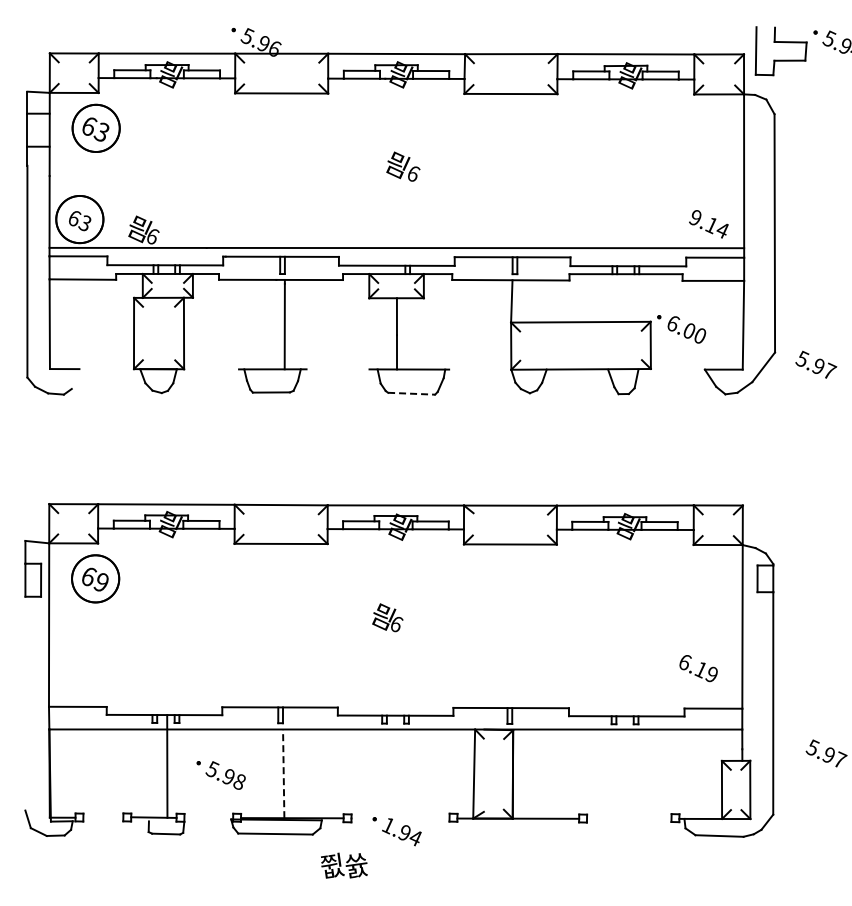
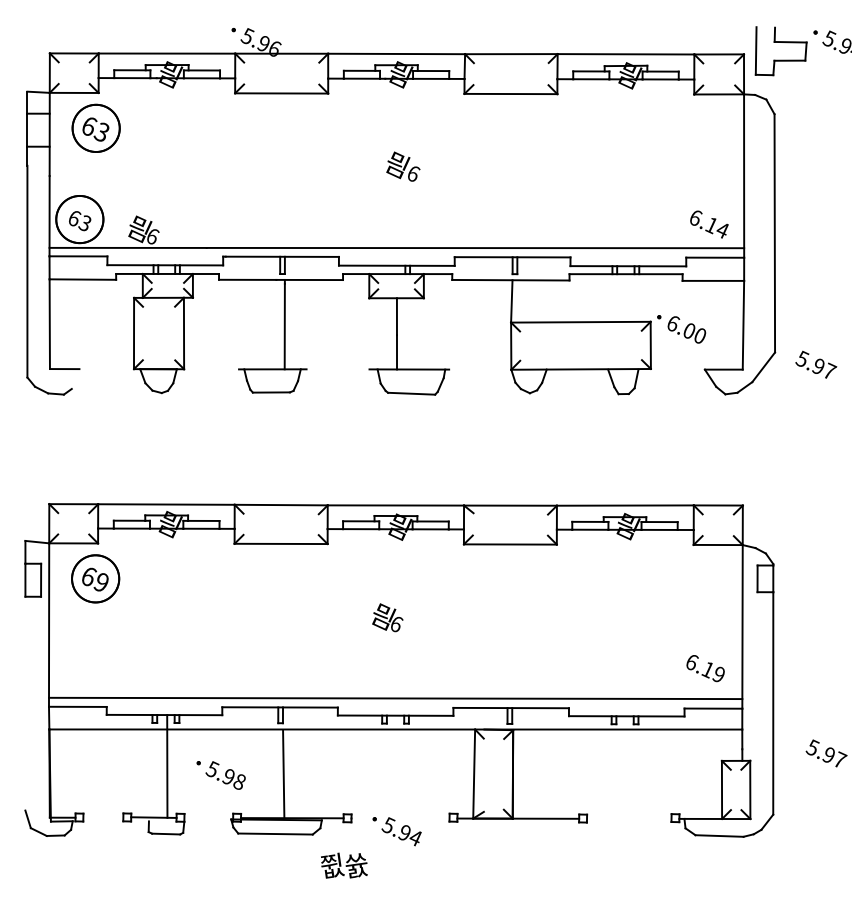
text: 9.14 -> 6.14 (695, 217)
line: dashed -> solid (411, 393)
text position: (698, 668) -> (705, 668) (705, 668)
line: none -> present (395, 698)
line: dashed -> solid (283, 773)
text: 1.94 -> 5.94 (388, 825)
